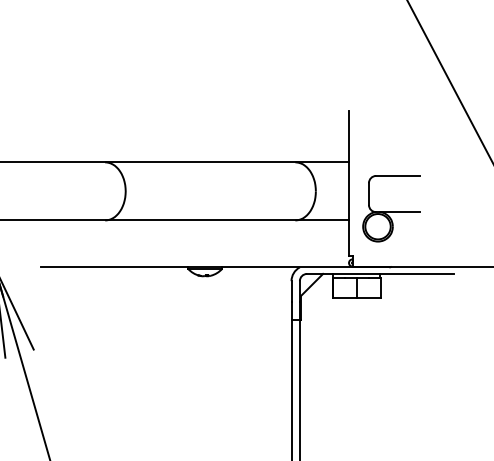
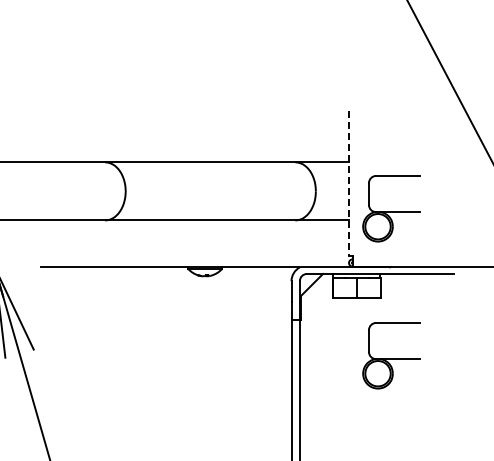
line: solid -> dashed (349, 183)
part: none -> present (391, 355)
